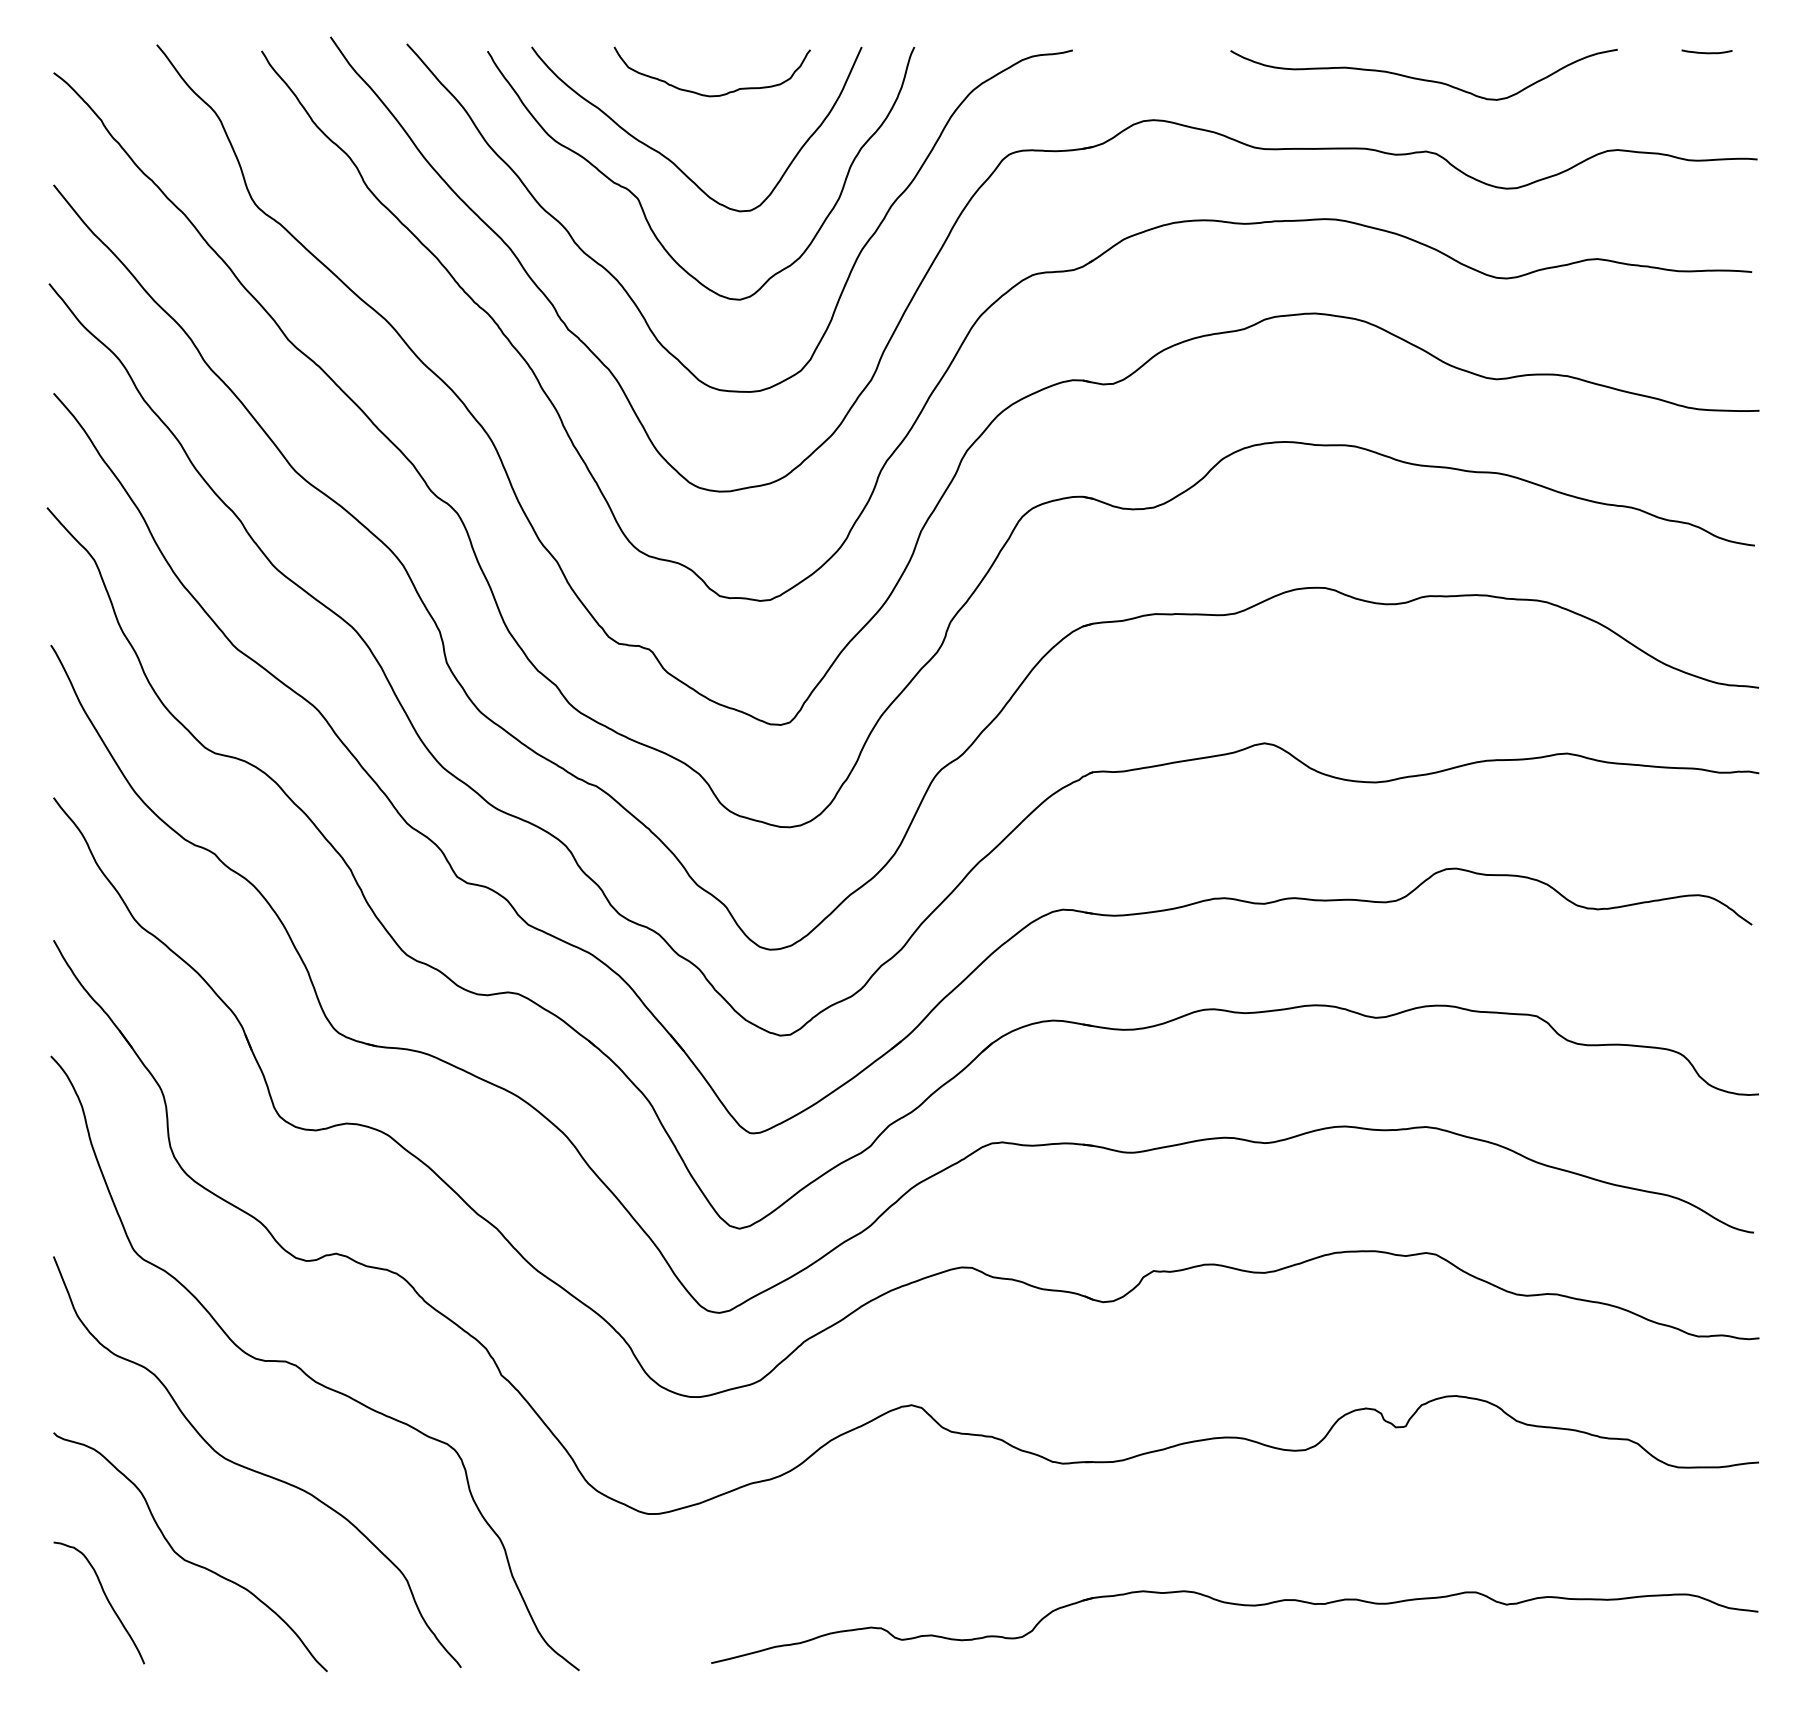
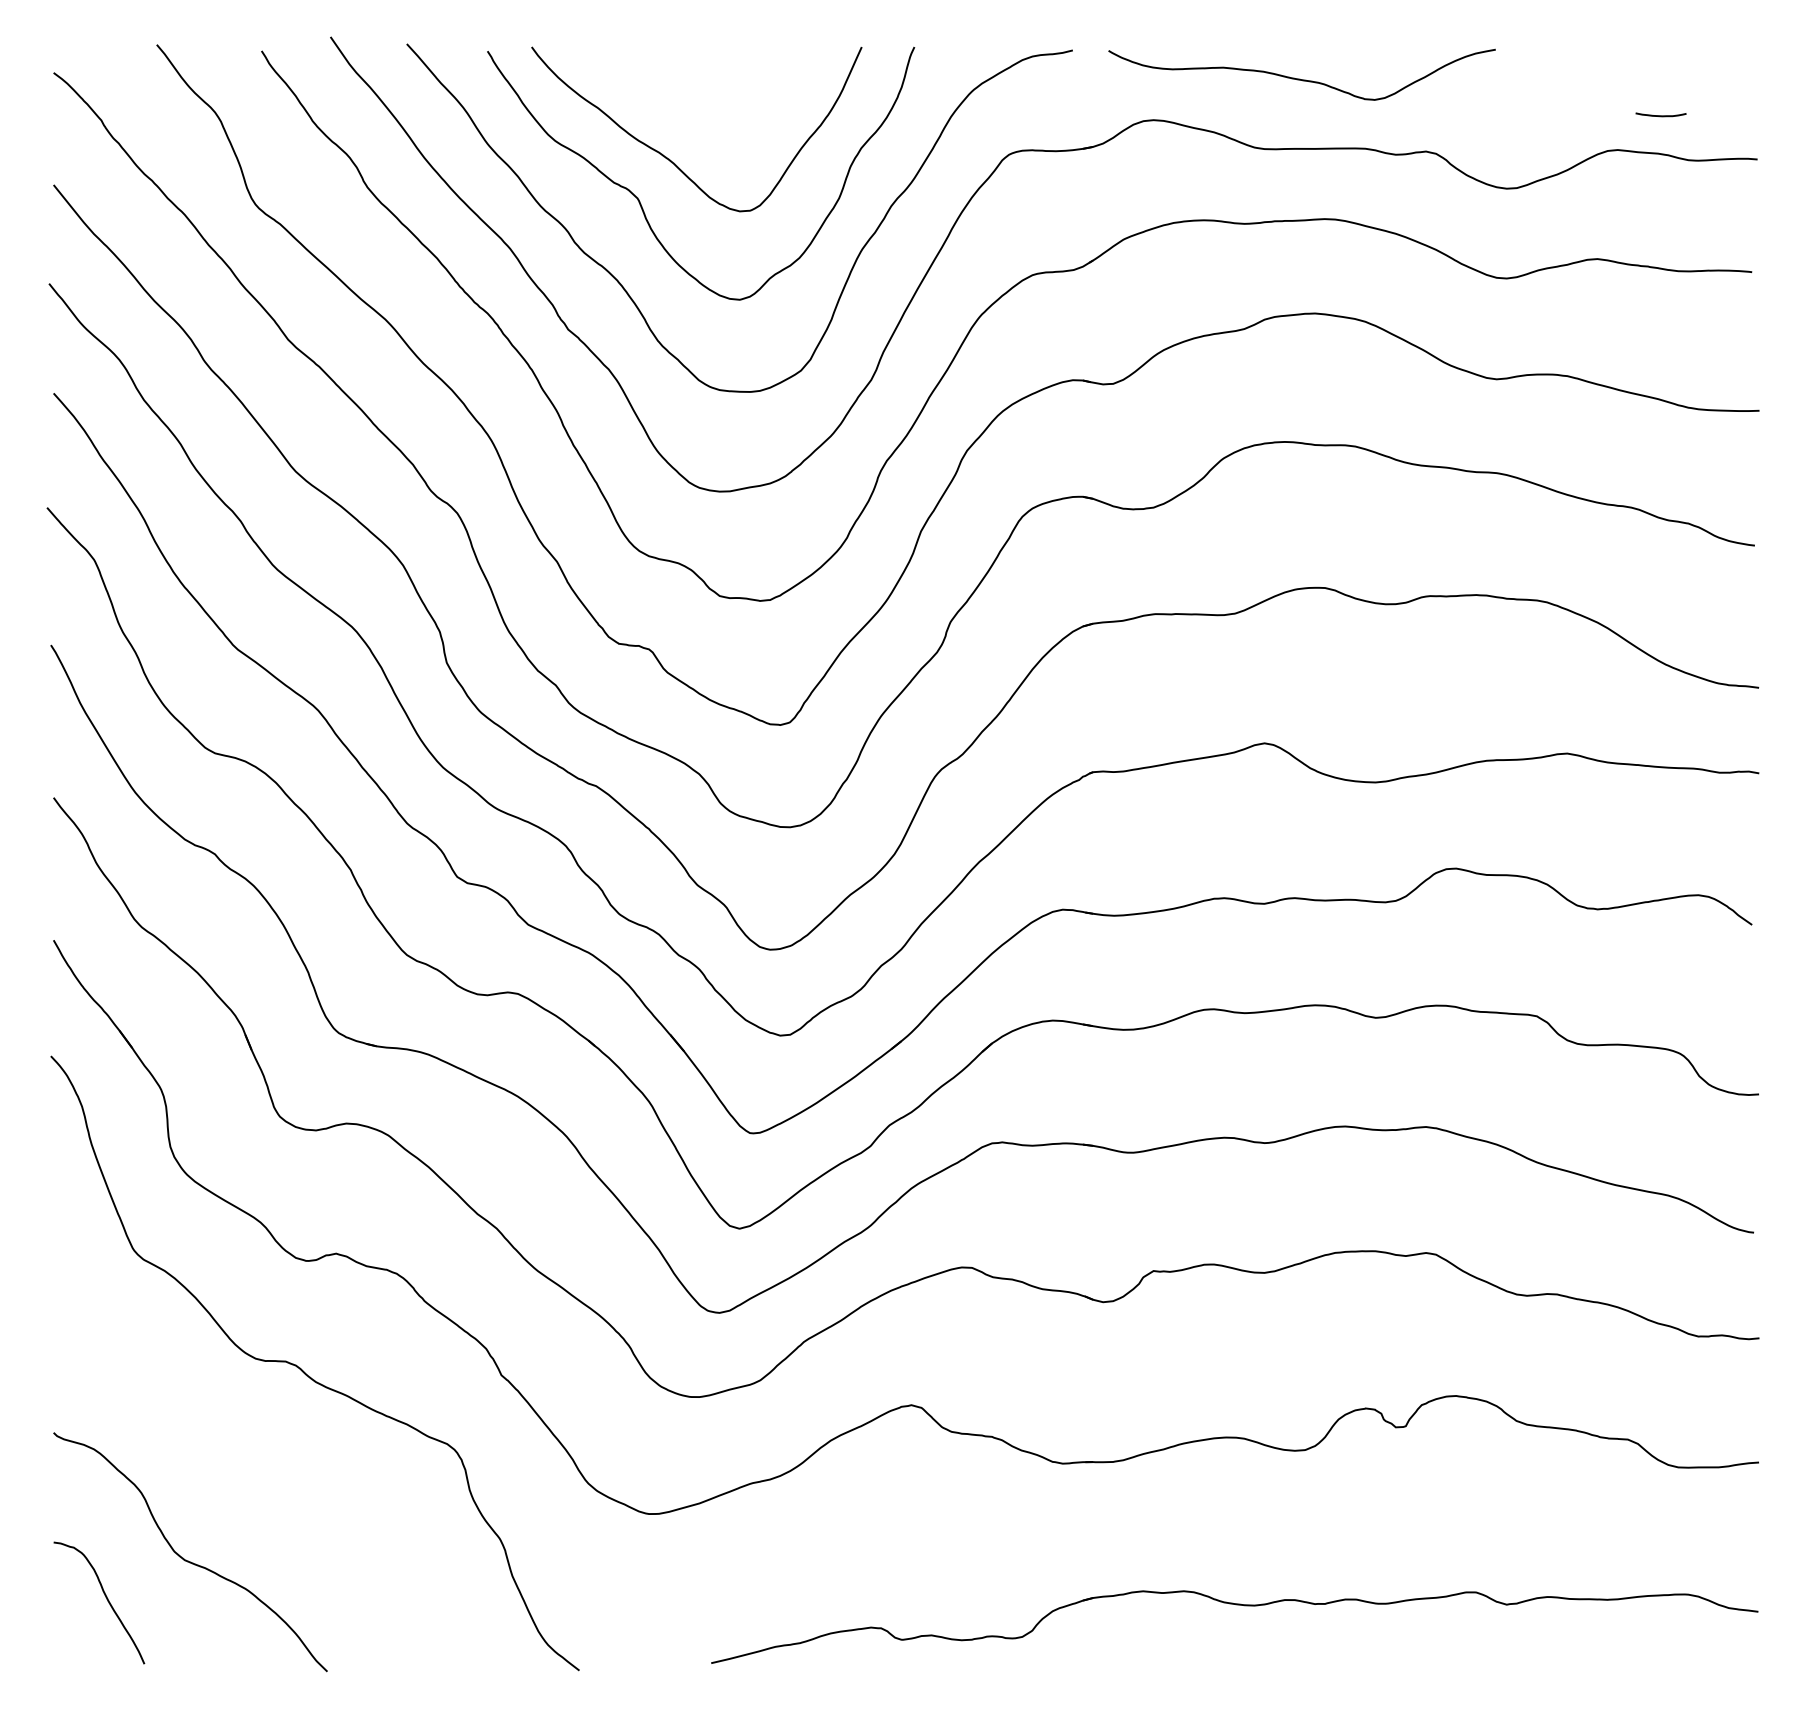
curve position: (1706, 52) -> (1660, 115) (1660, 115)
curve position: (1422, 78) -> (1300, 78) (1300, 78)
curve: present -> none (706, 94)
curve: present -> none (253, 1469)
